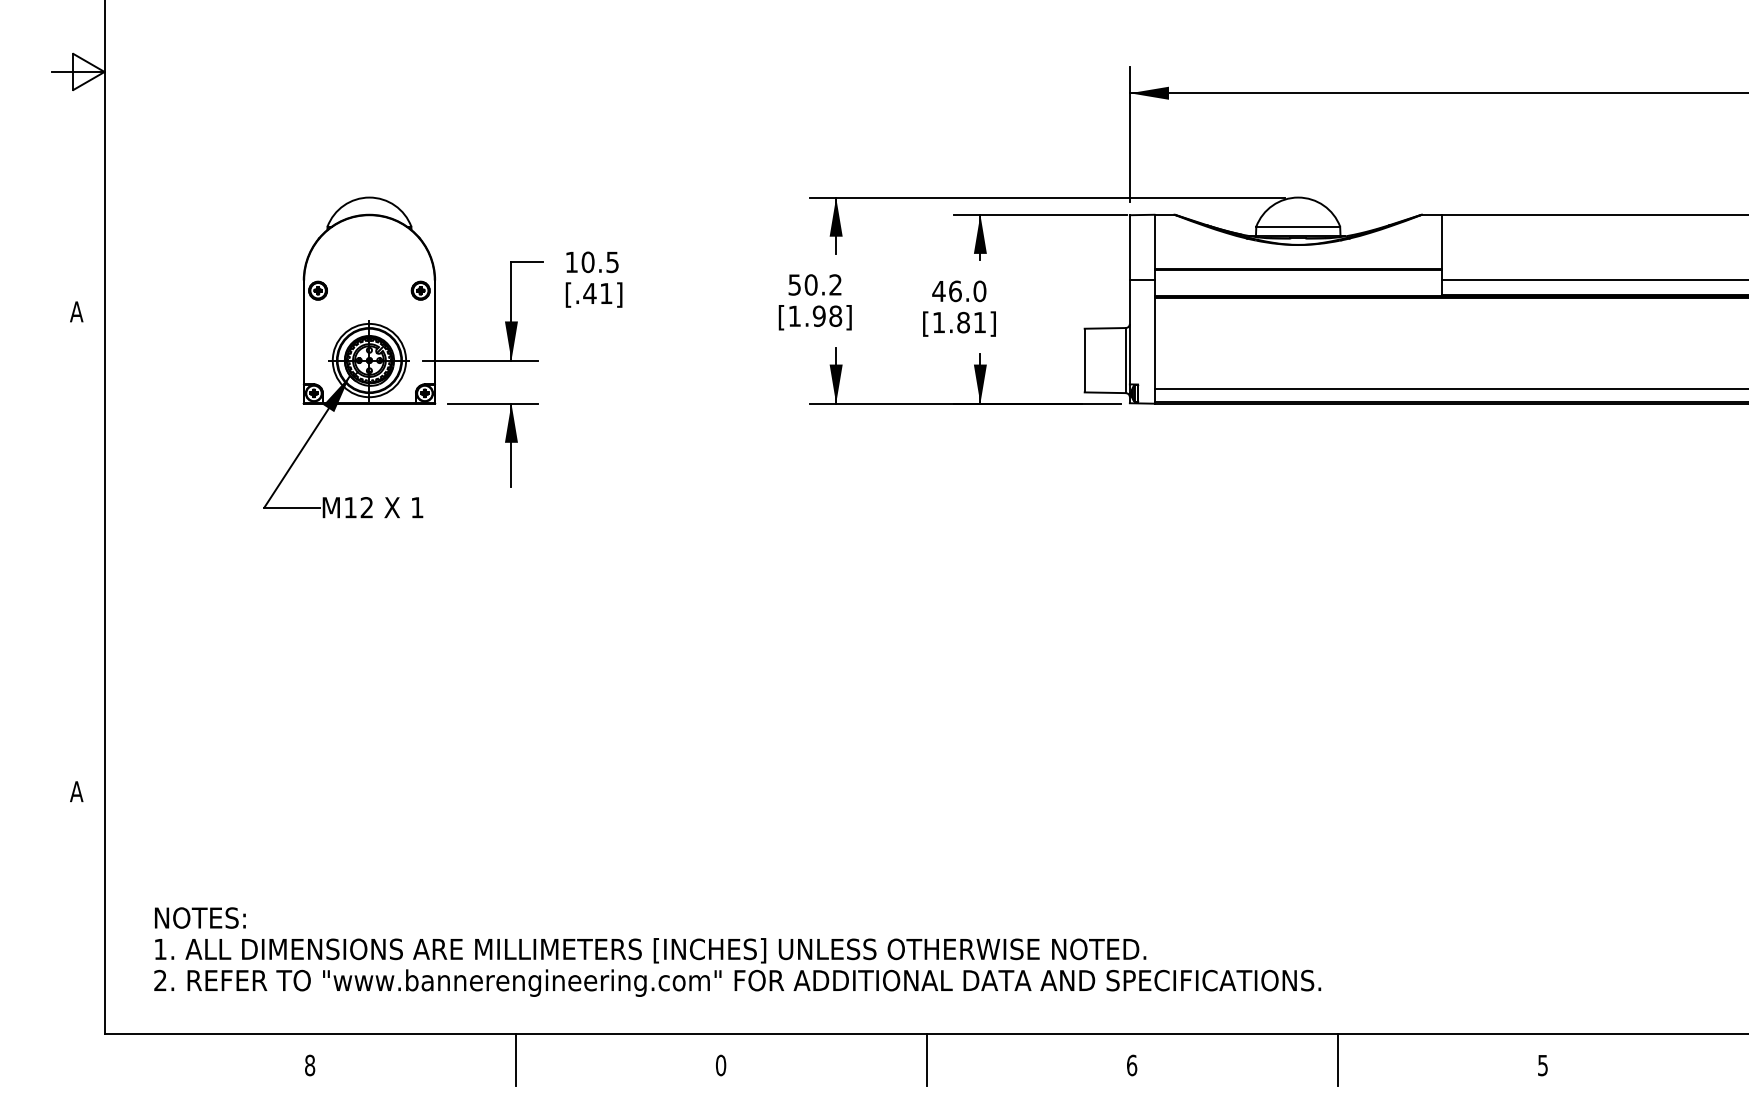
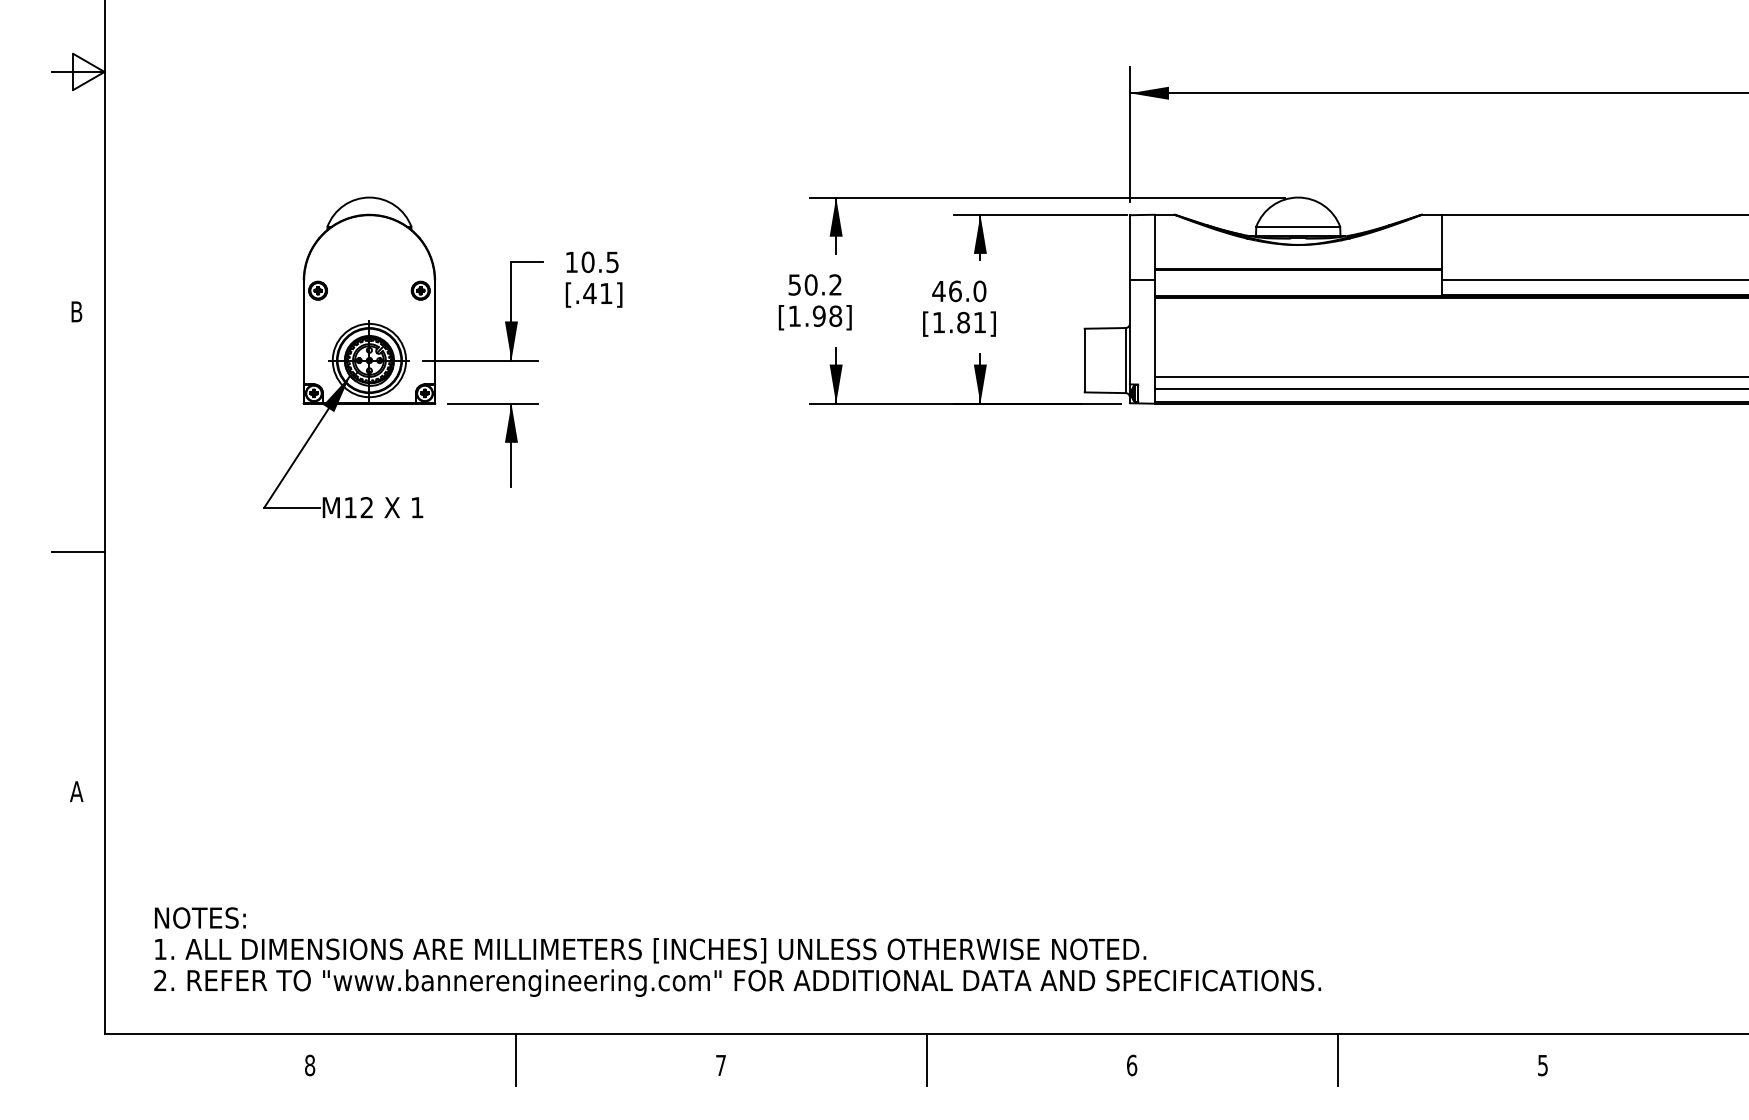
text: A -> B (76, 311)
line: none -> present (1449, 377)
line: none -> present (78, 551)
text: 0 -> 7 (721, 1065)
